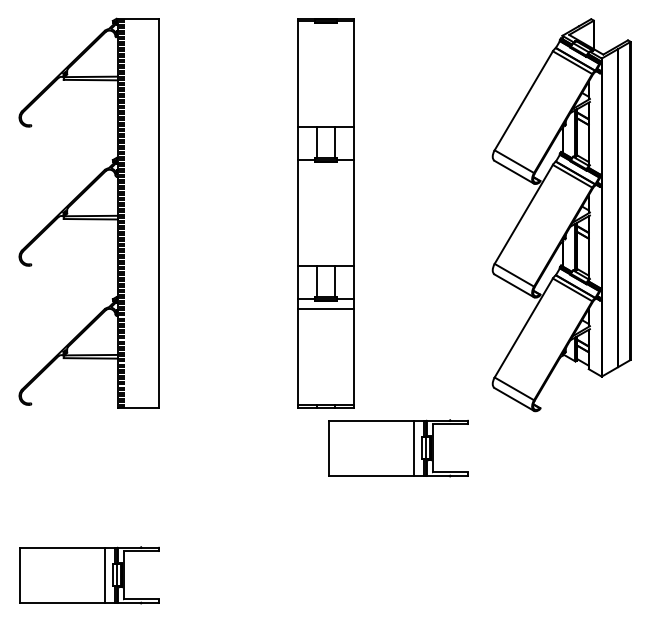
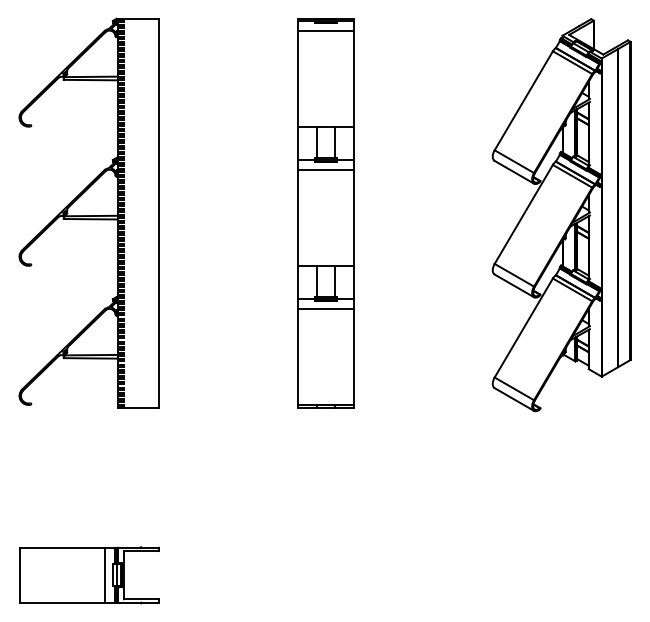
line: none -> present (325, 31)
line: none -> present (325, 170)
part: present -> none (398, 448)
